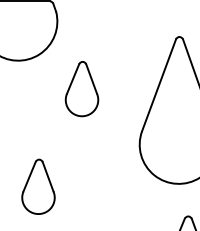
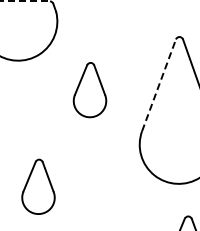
line: solid -> dashed (25, 1)
line: solid -> dashed (159, 85)
part position: (81, 89) -> (89, 90) (89, 90)
